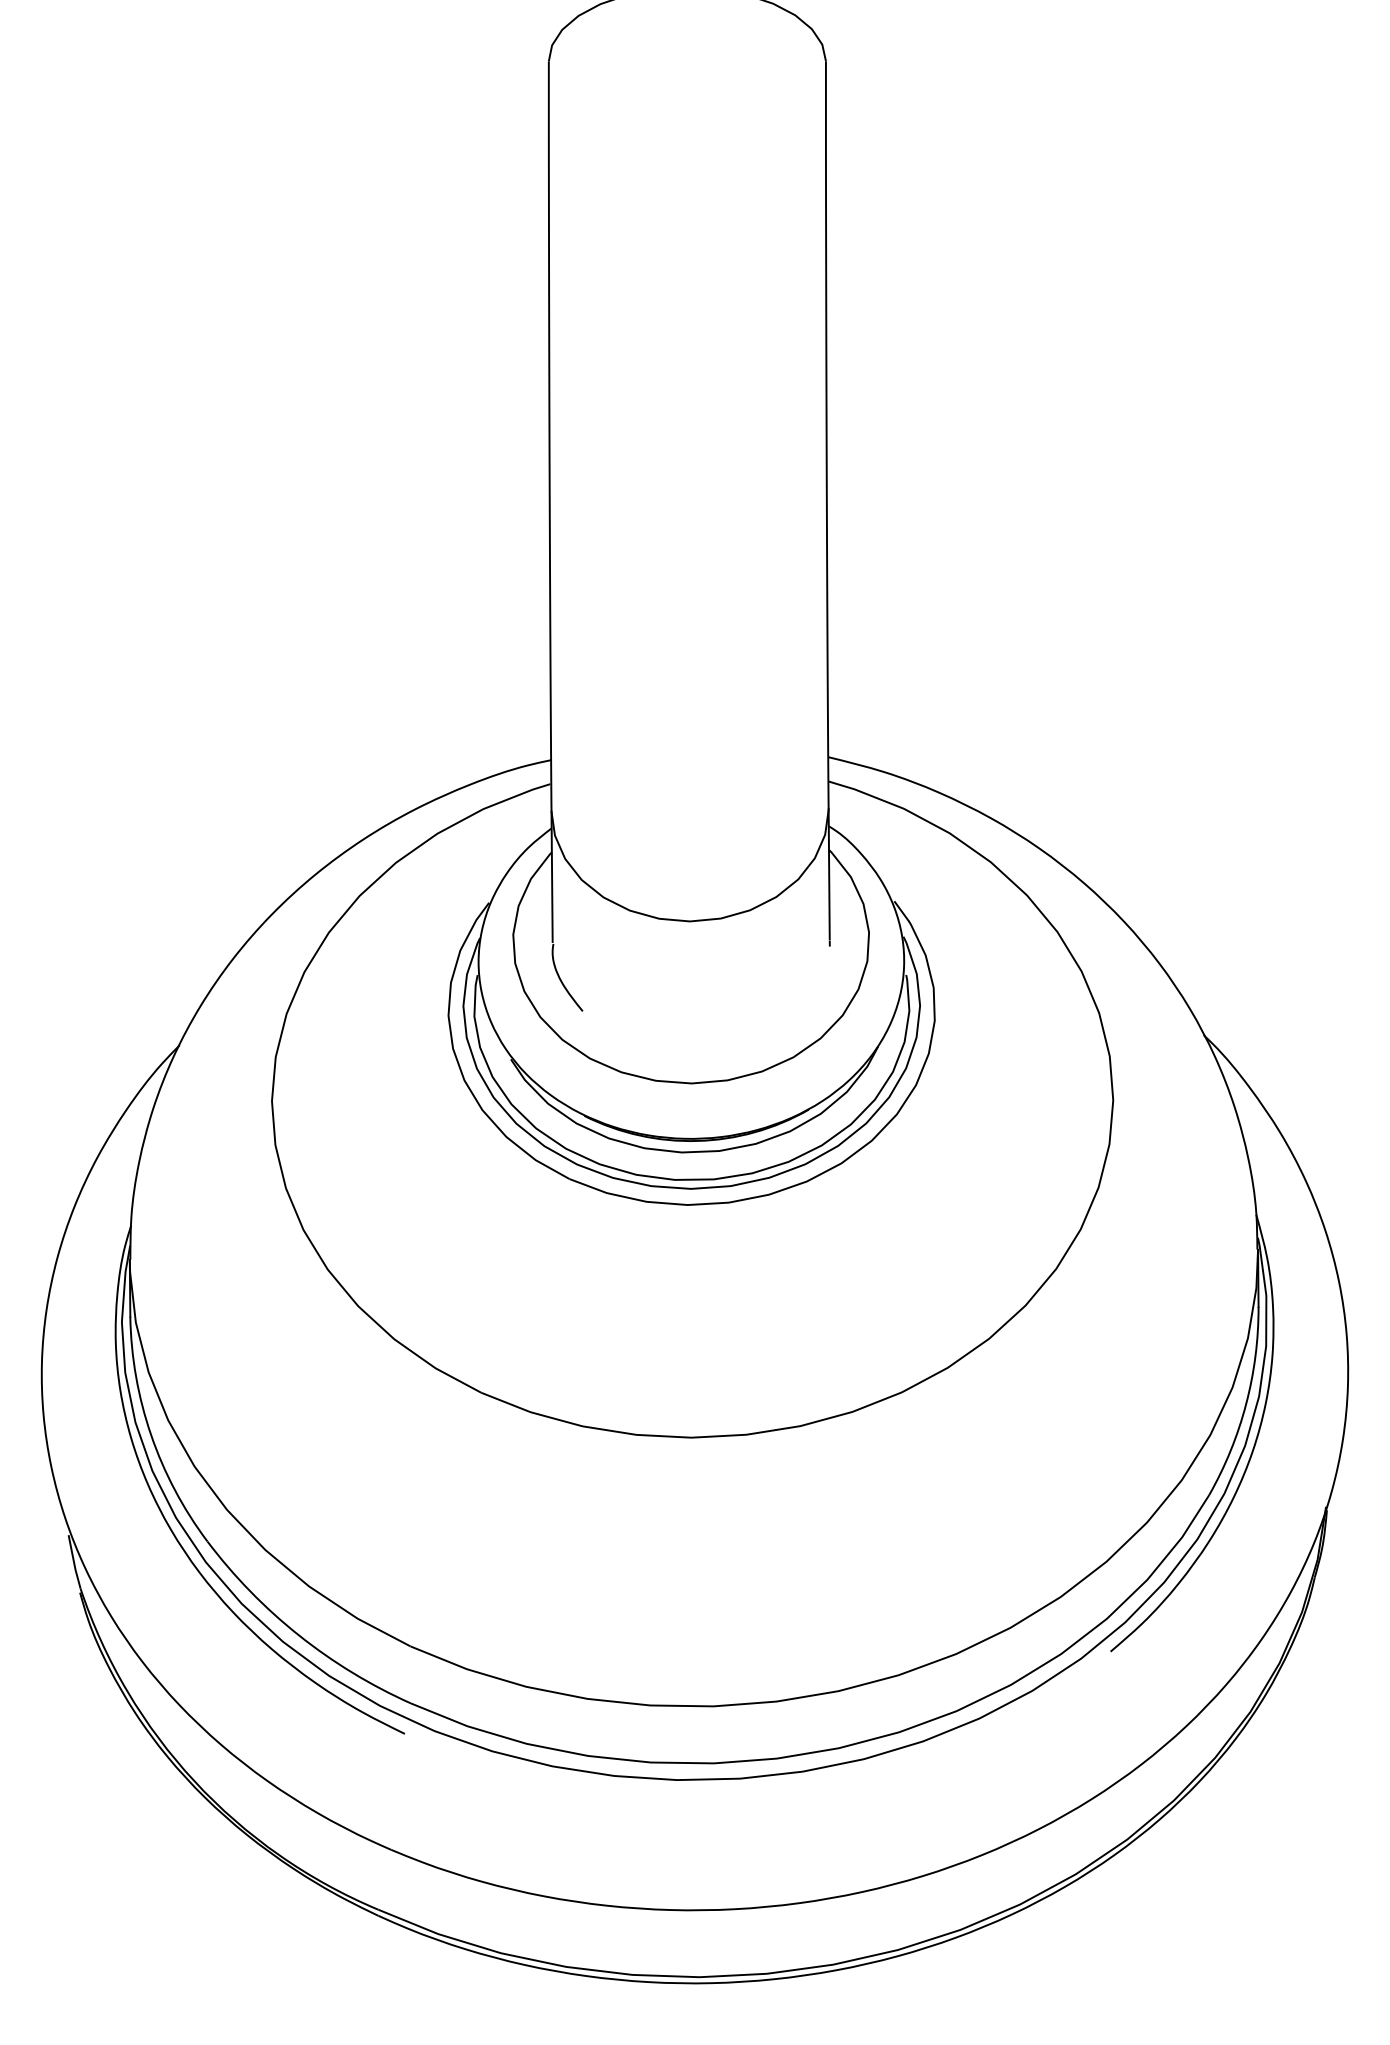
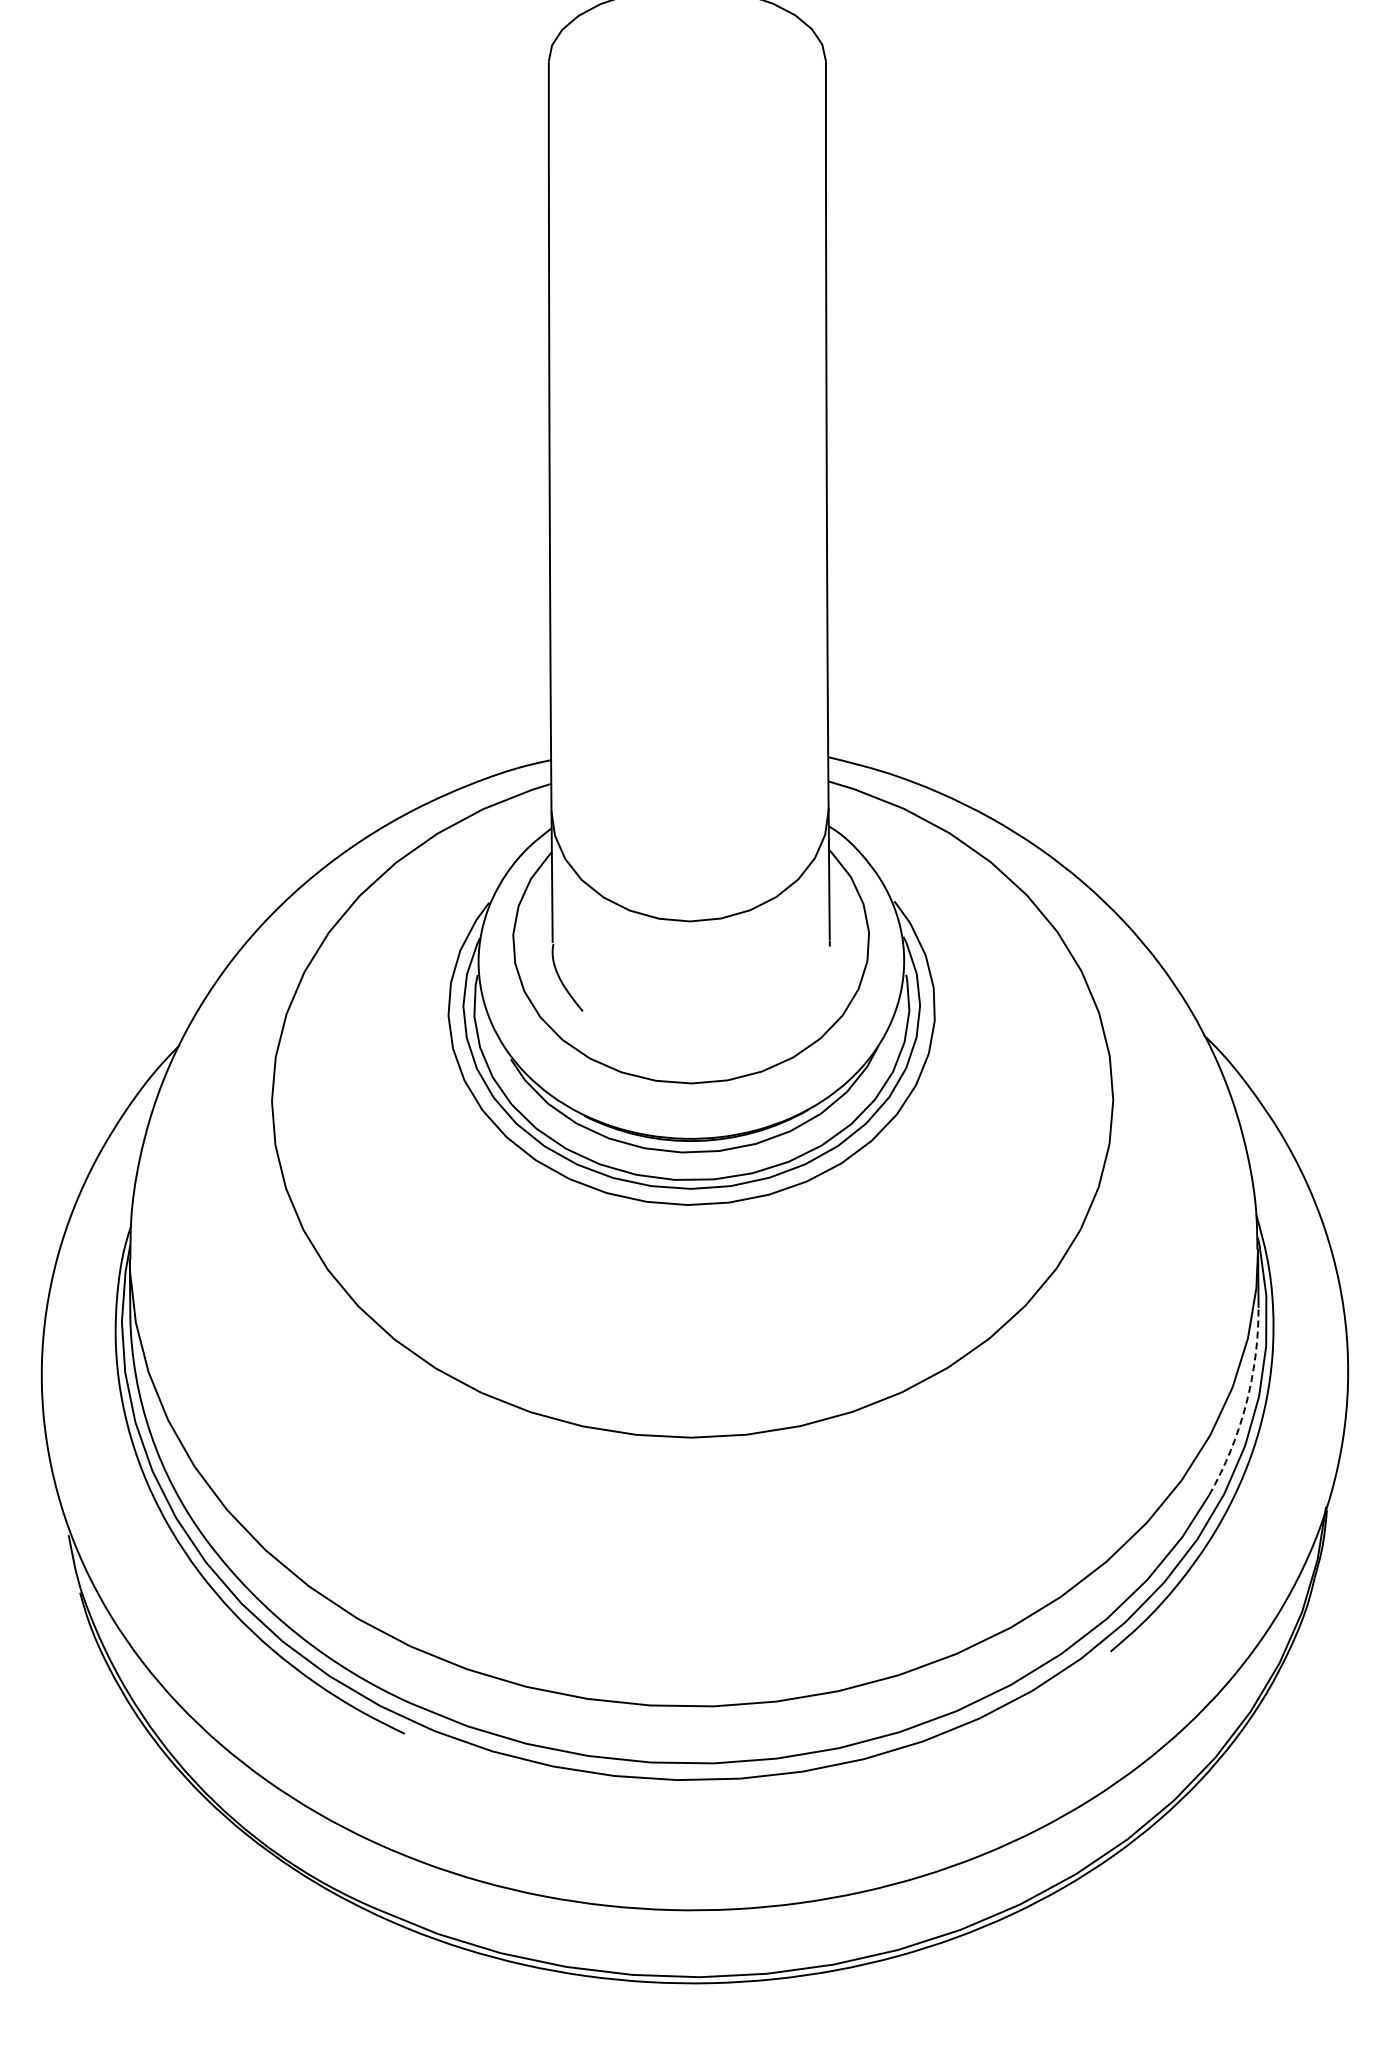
arc: solid -> dashed (1246, 1404)
